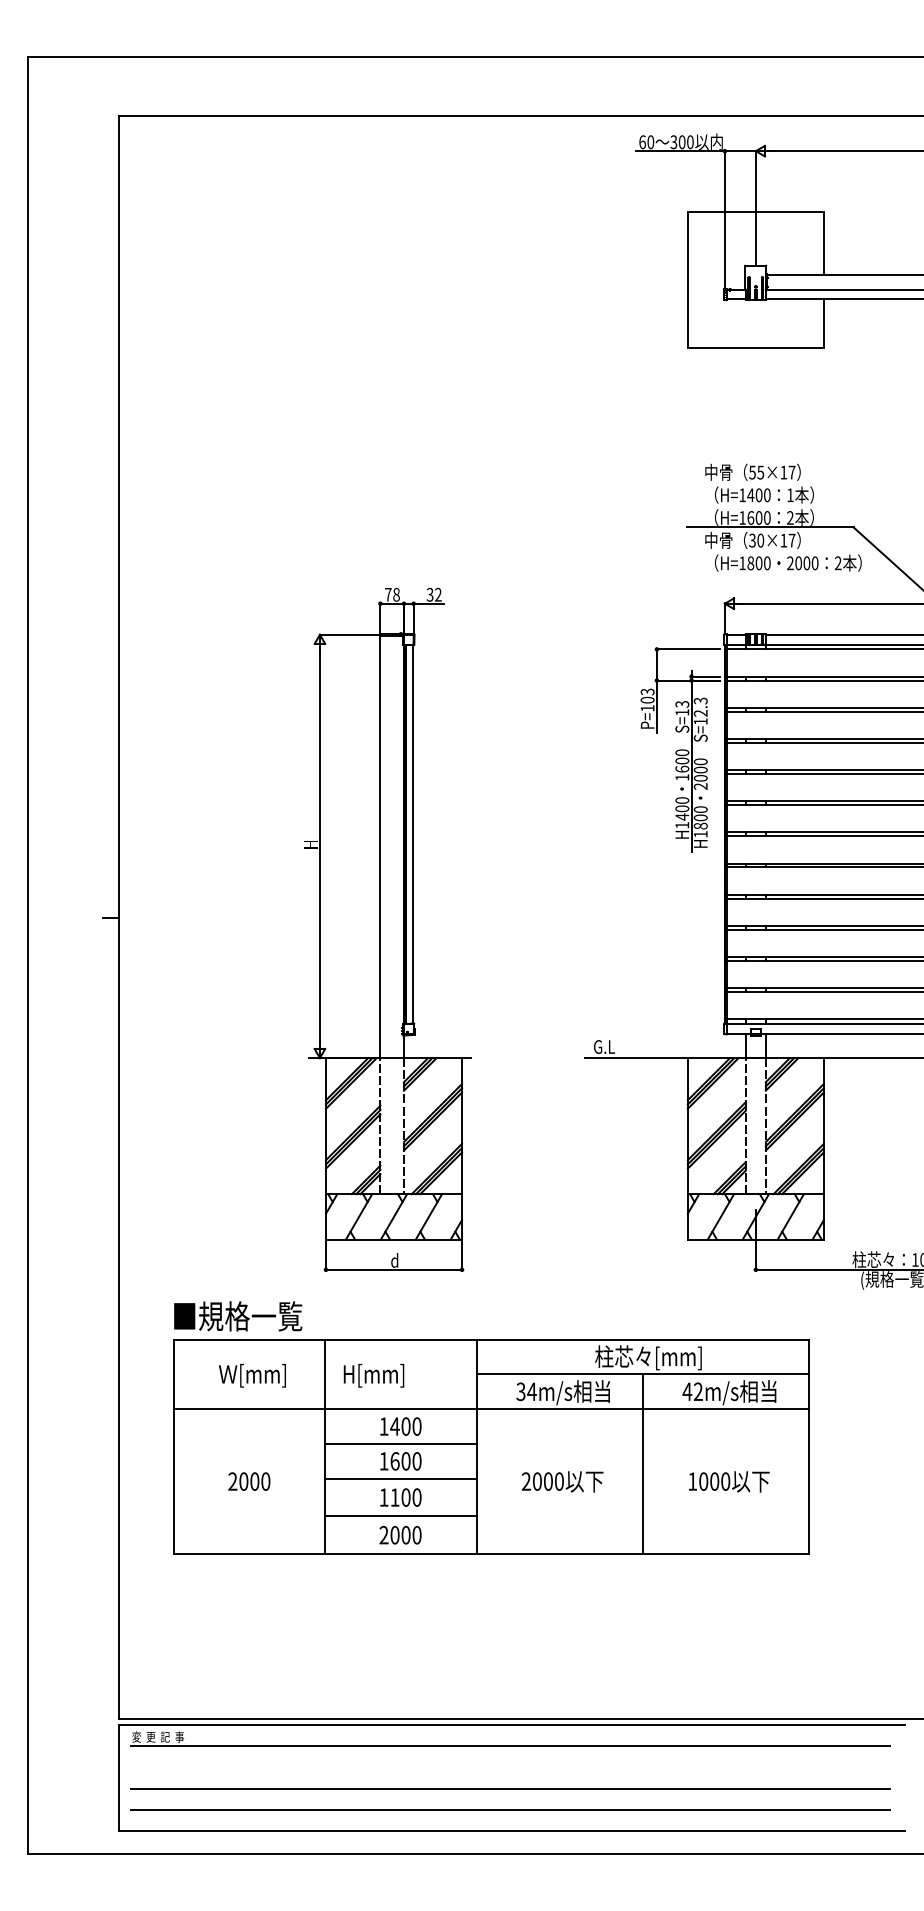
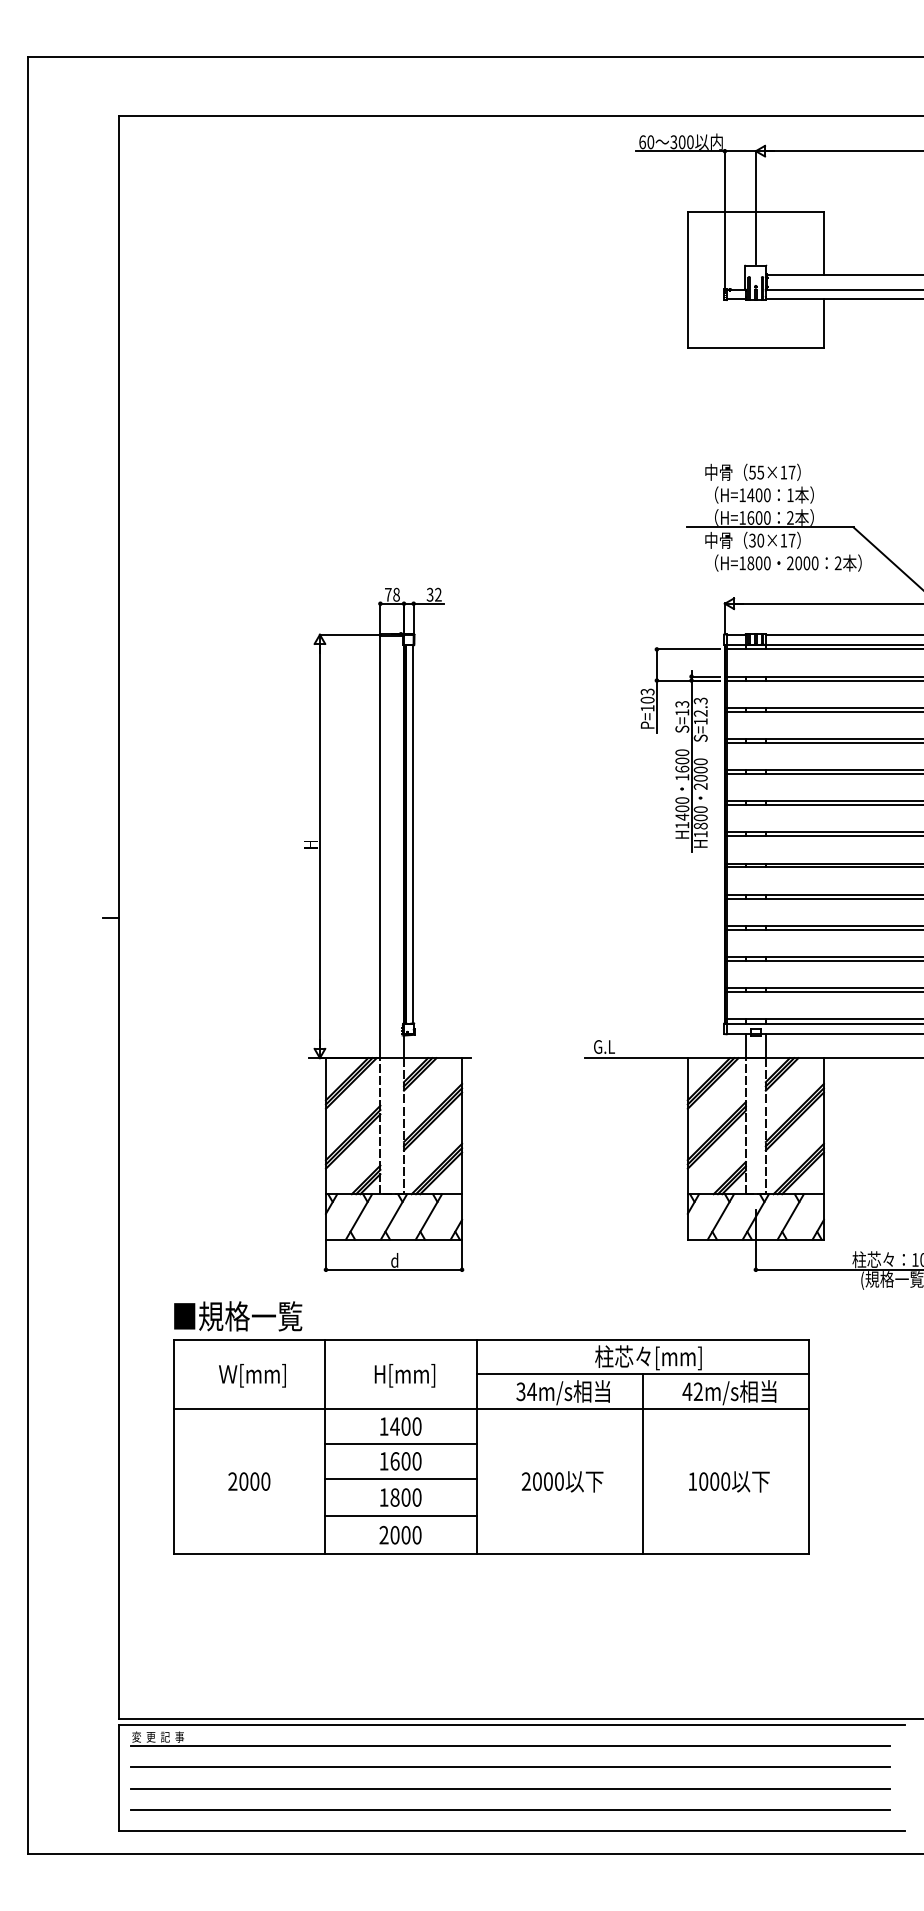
text position: (373, 1375) -> (404, 1375) (404, 1375)
text: 1100 -> 1800 (394, 1497)
line: none -> present (510, 1767)
